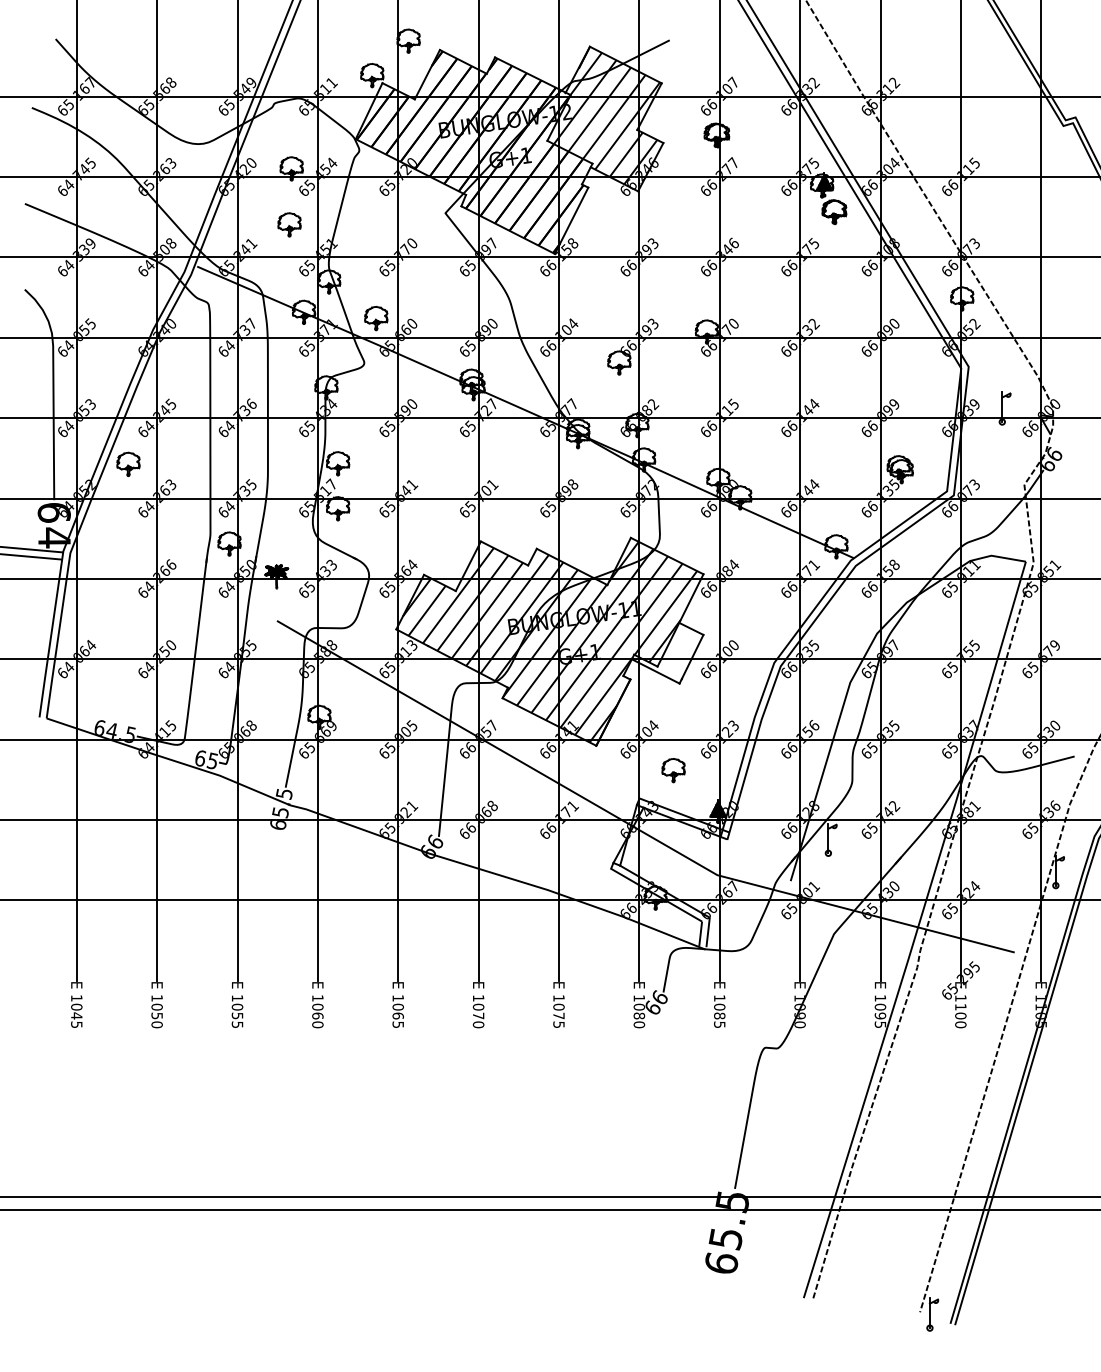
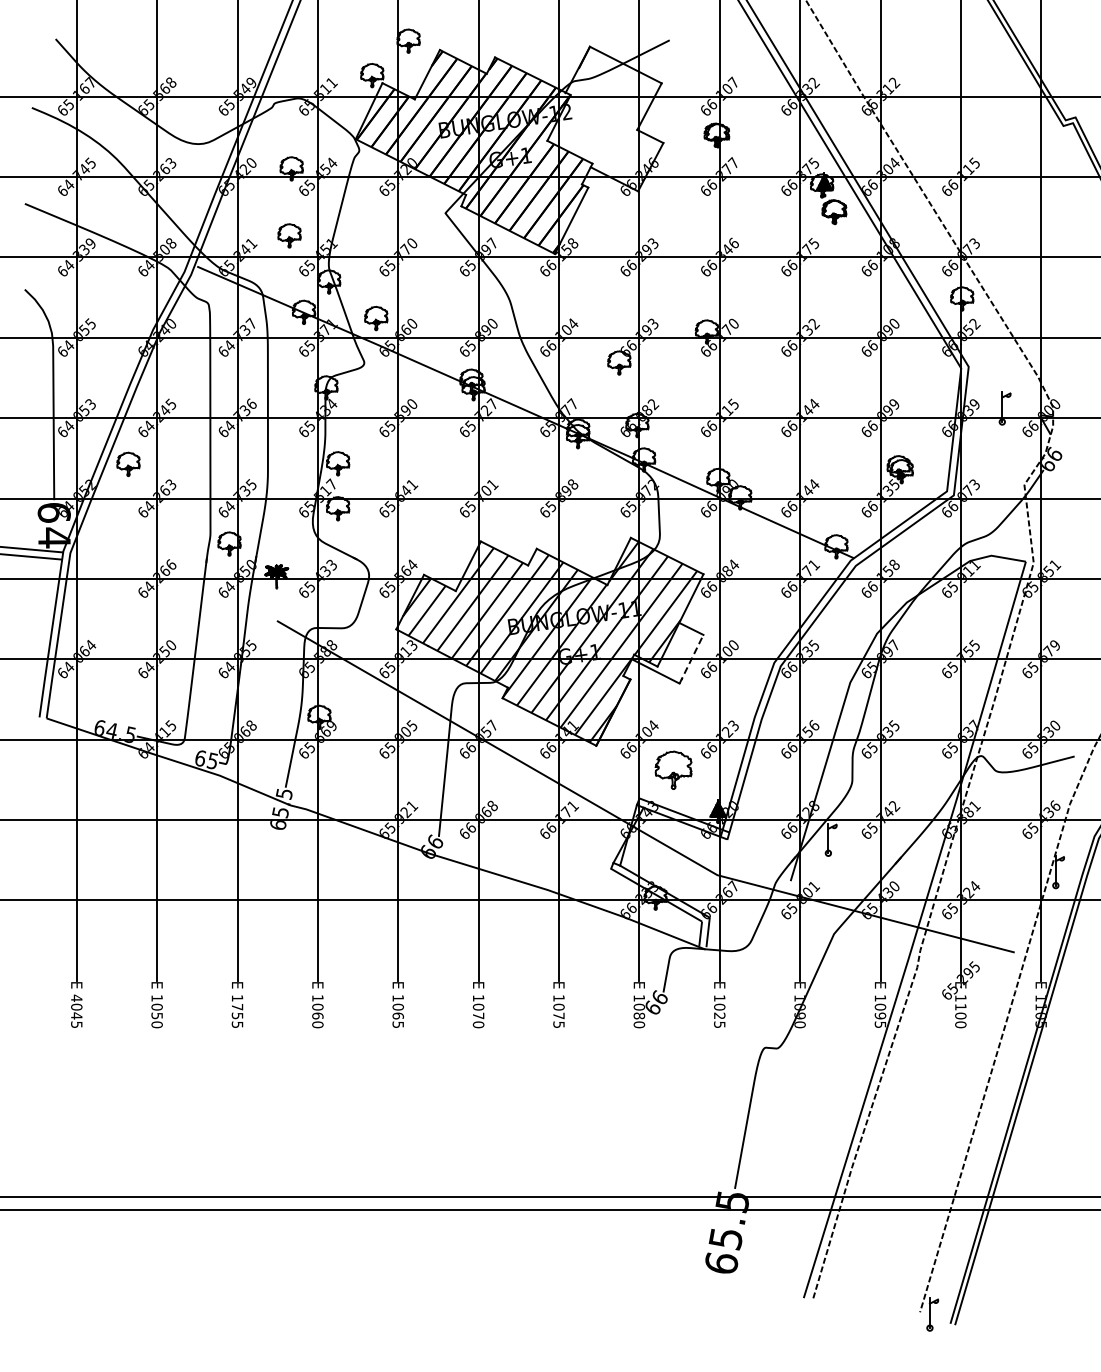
hatch: present -> none (606, 118)
part position: (289, 224) -> (289, 235) (289, 235)
line: solid -> dashed (691, 658)
part size: 25x26 px -> 39x40 px (673, 769)
text: 1045 -> 4045 (76, 997)
text: 1055 -> 1755 (237, 1006)
text: 1085 -> 1025 (719, 1015)
